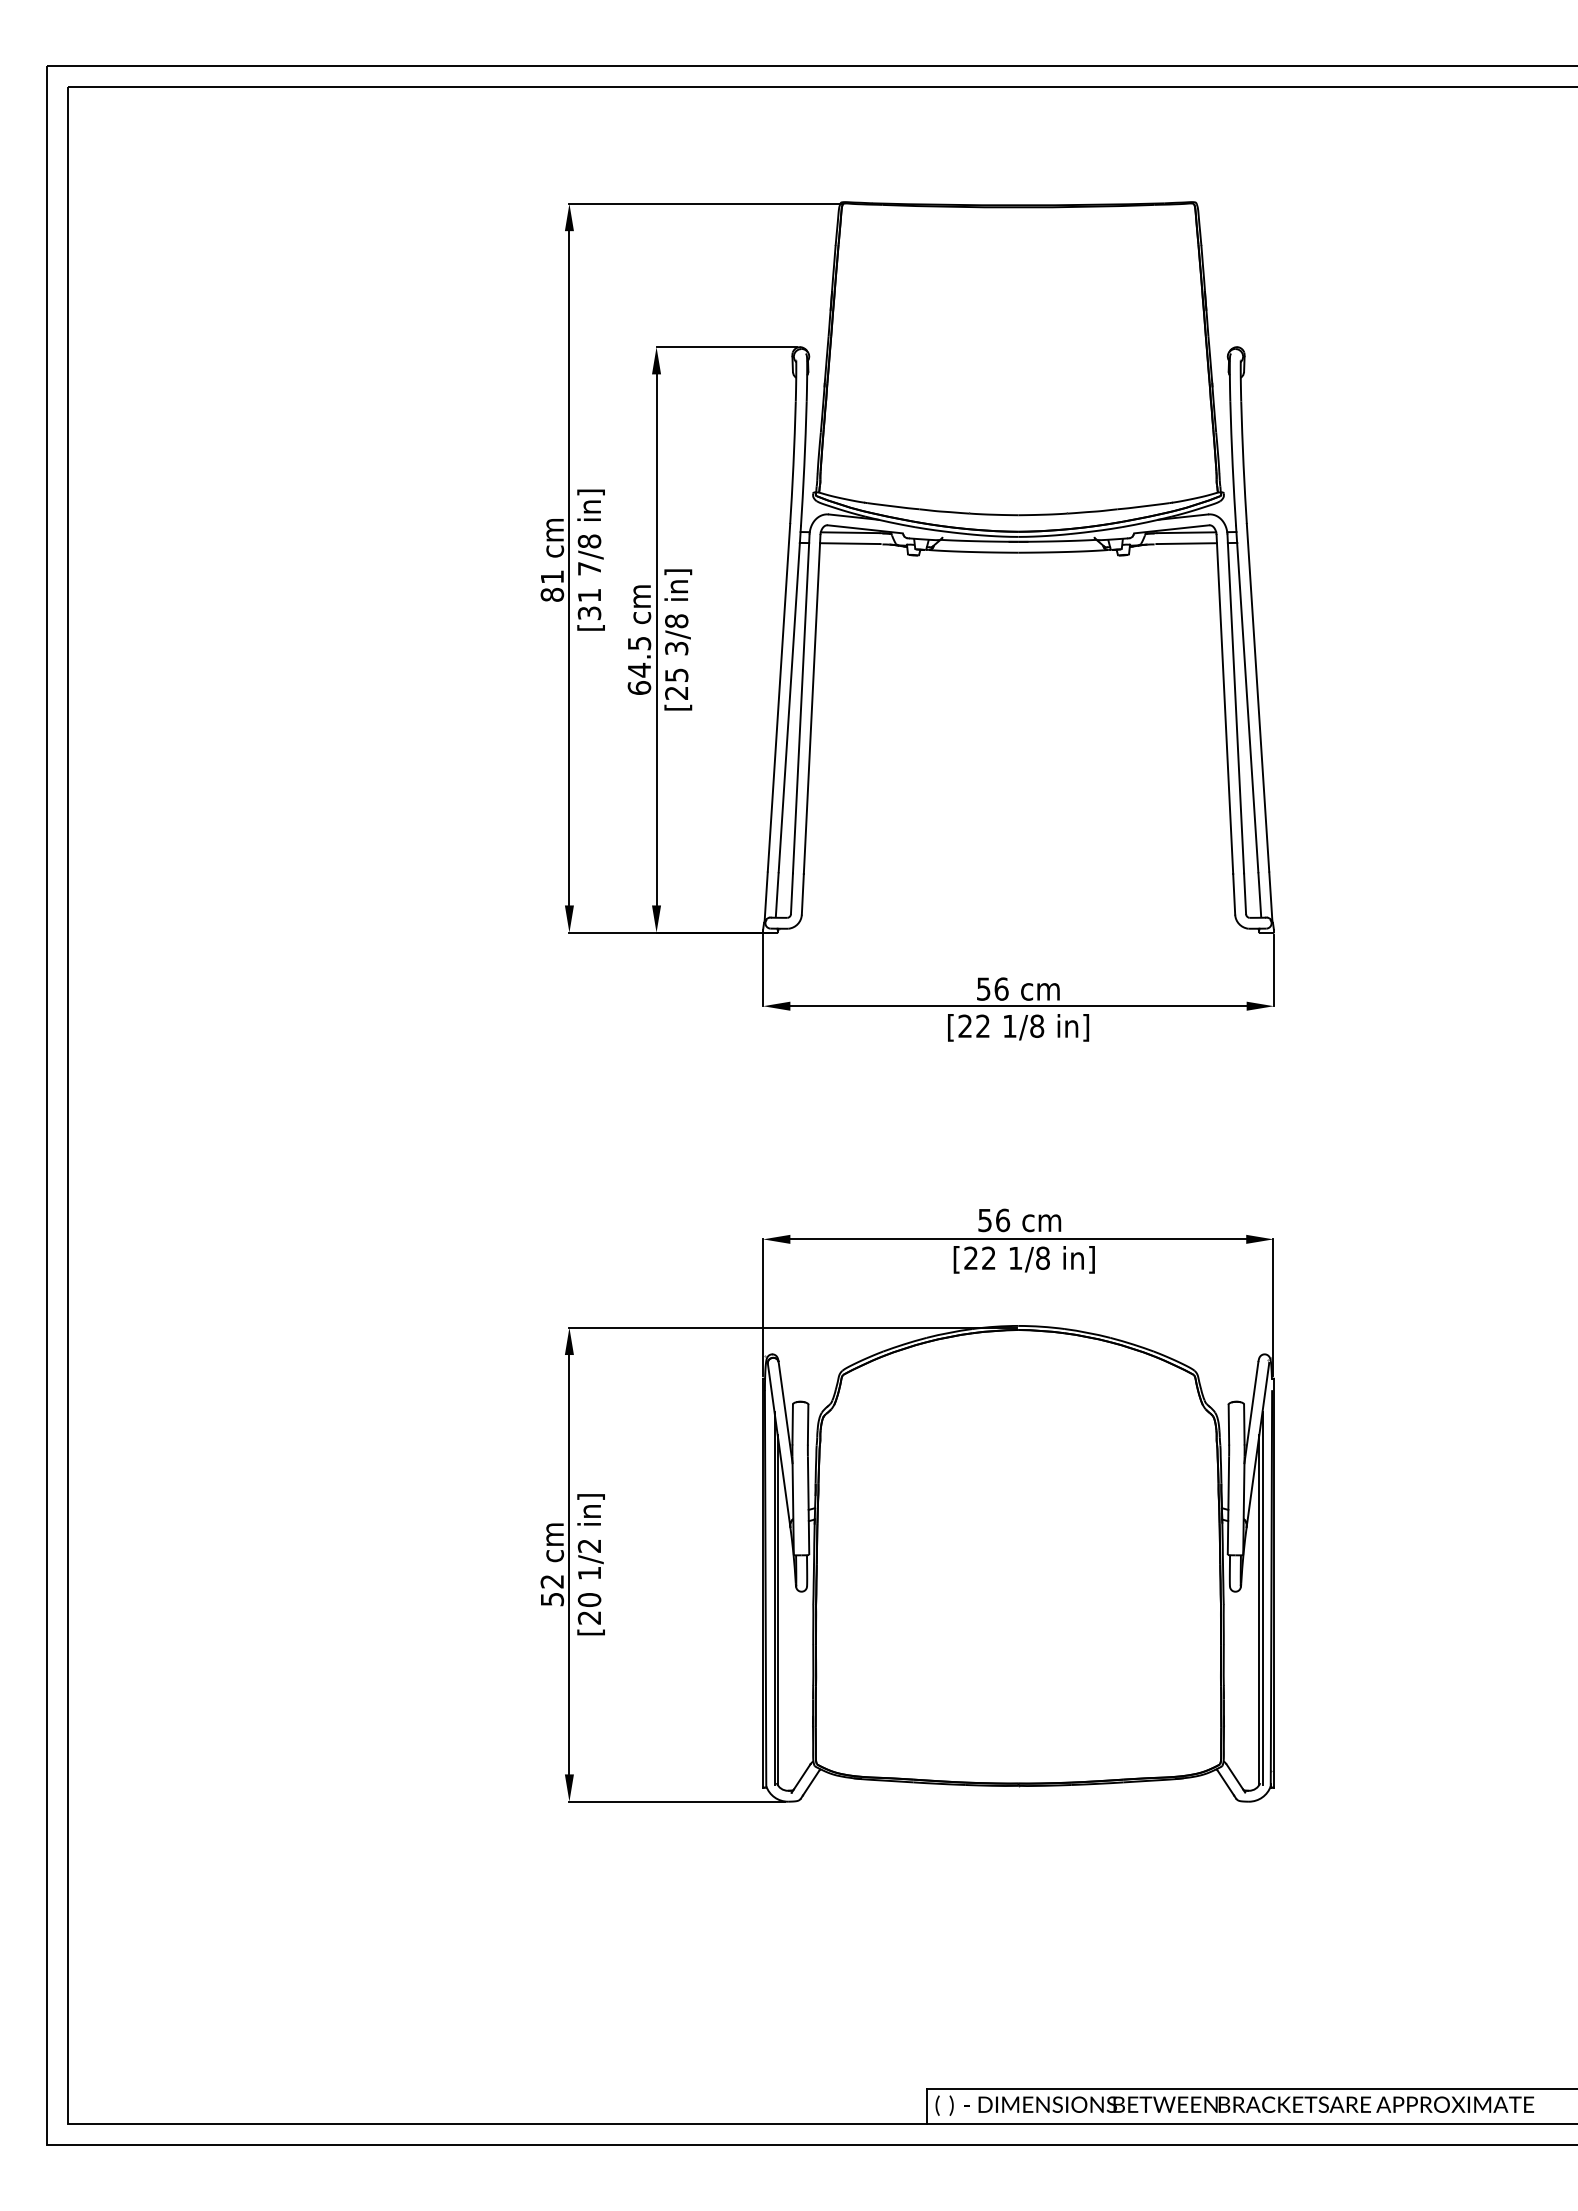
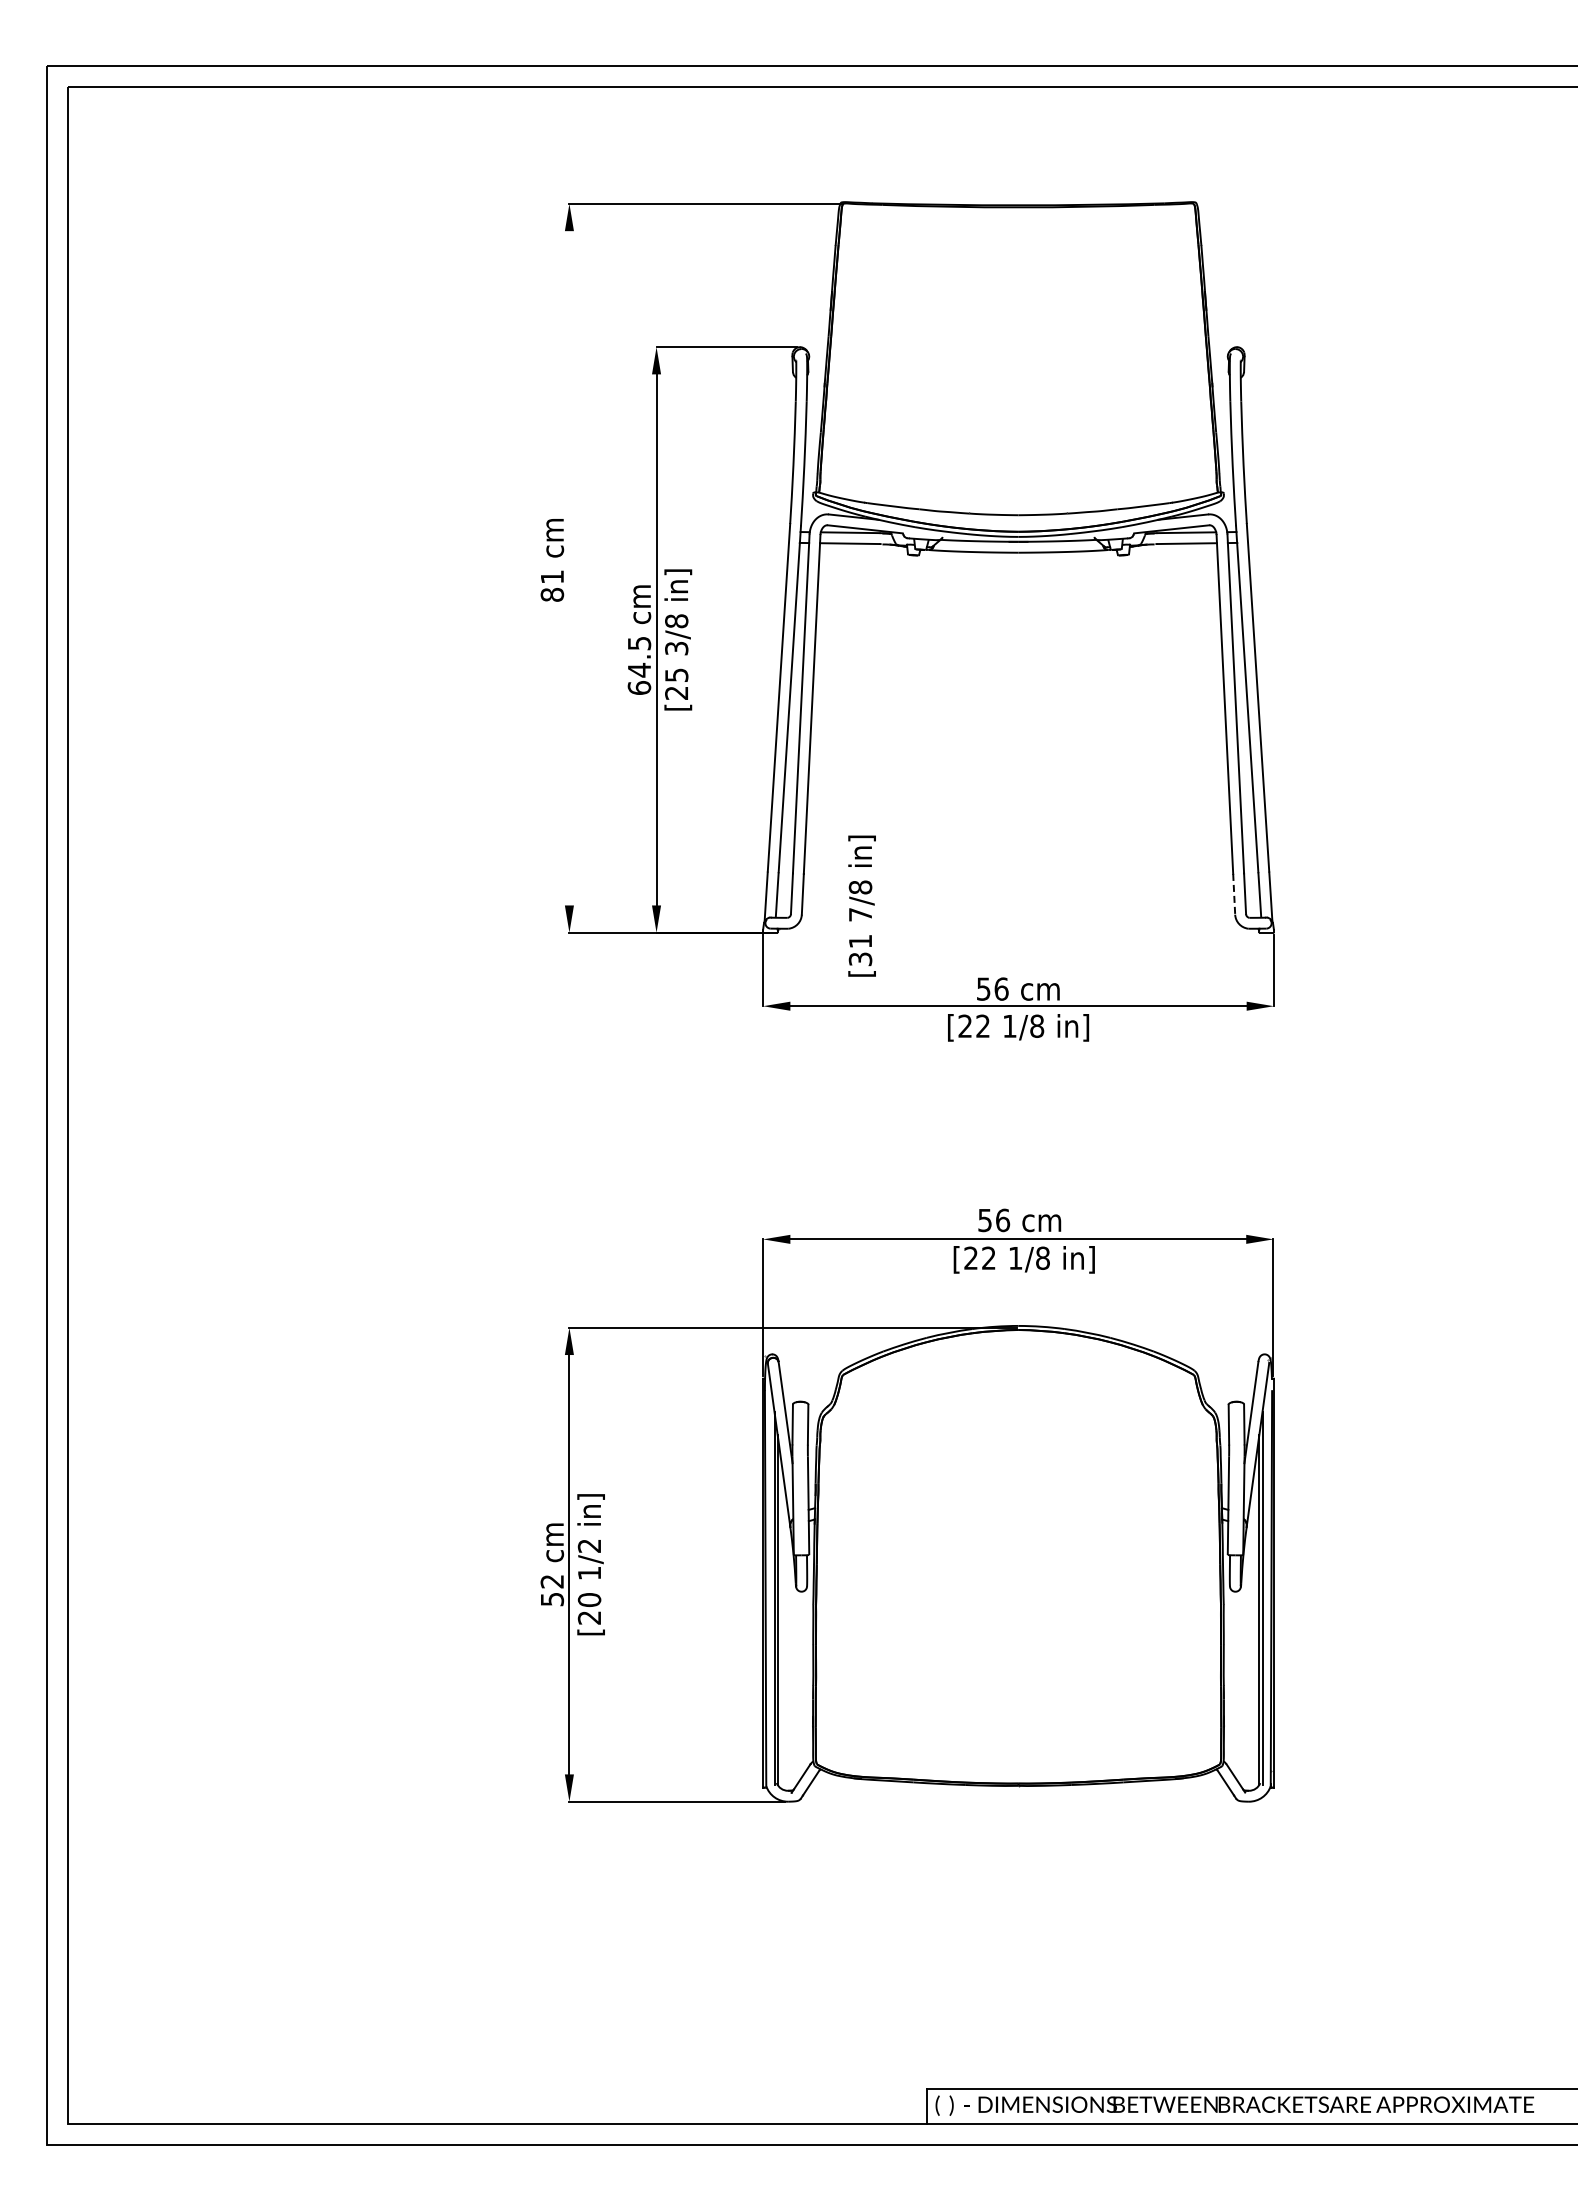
text position: (590, 559) -> (861, 905) (861, 905)
line: present -> none (569, 568)
line: solid -> dashed (1234, 894)
